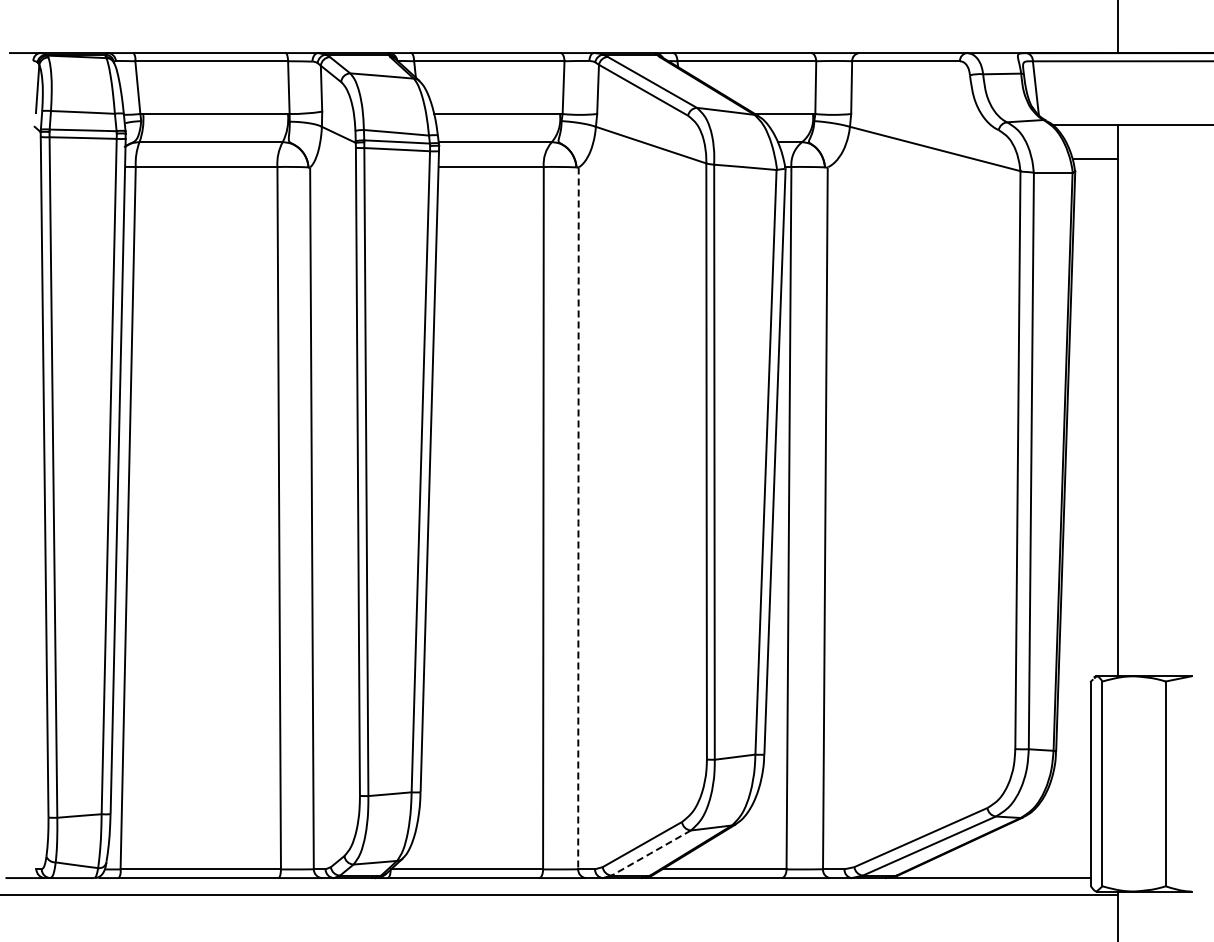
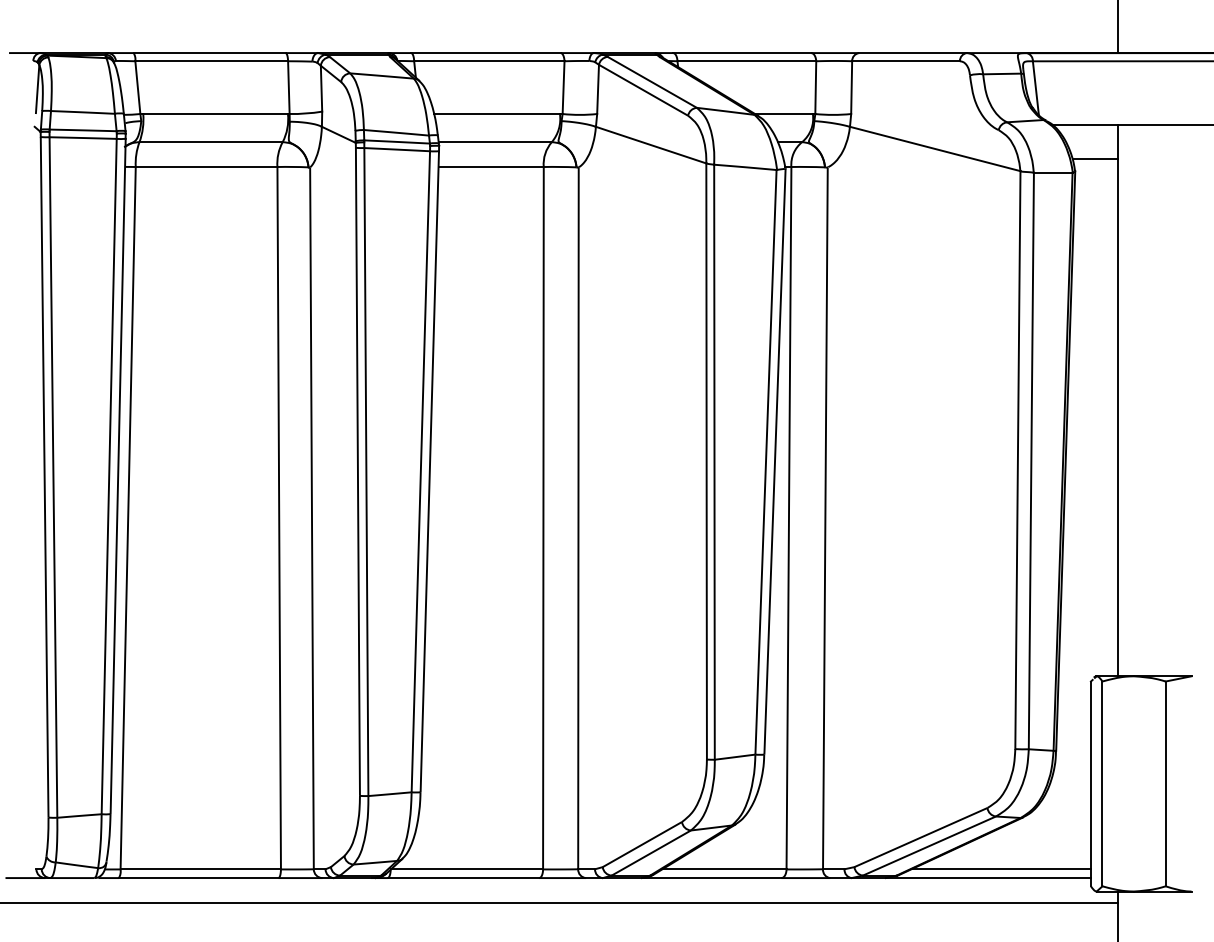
line: dashed -> solid (578, 519)
line: dashed -> solid (651, 853)
line: none -> present (1000, 869)
line position: (560, 895) -> (560, 903) (560, 903)
